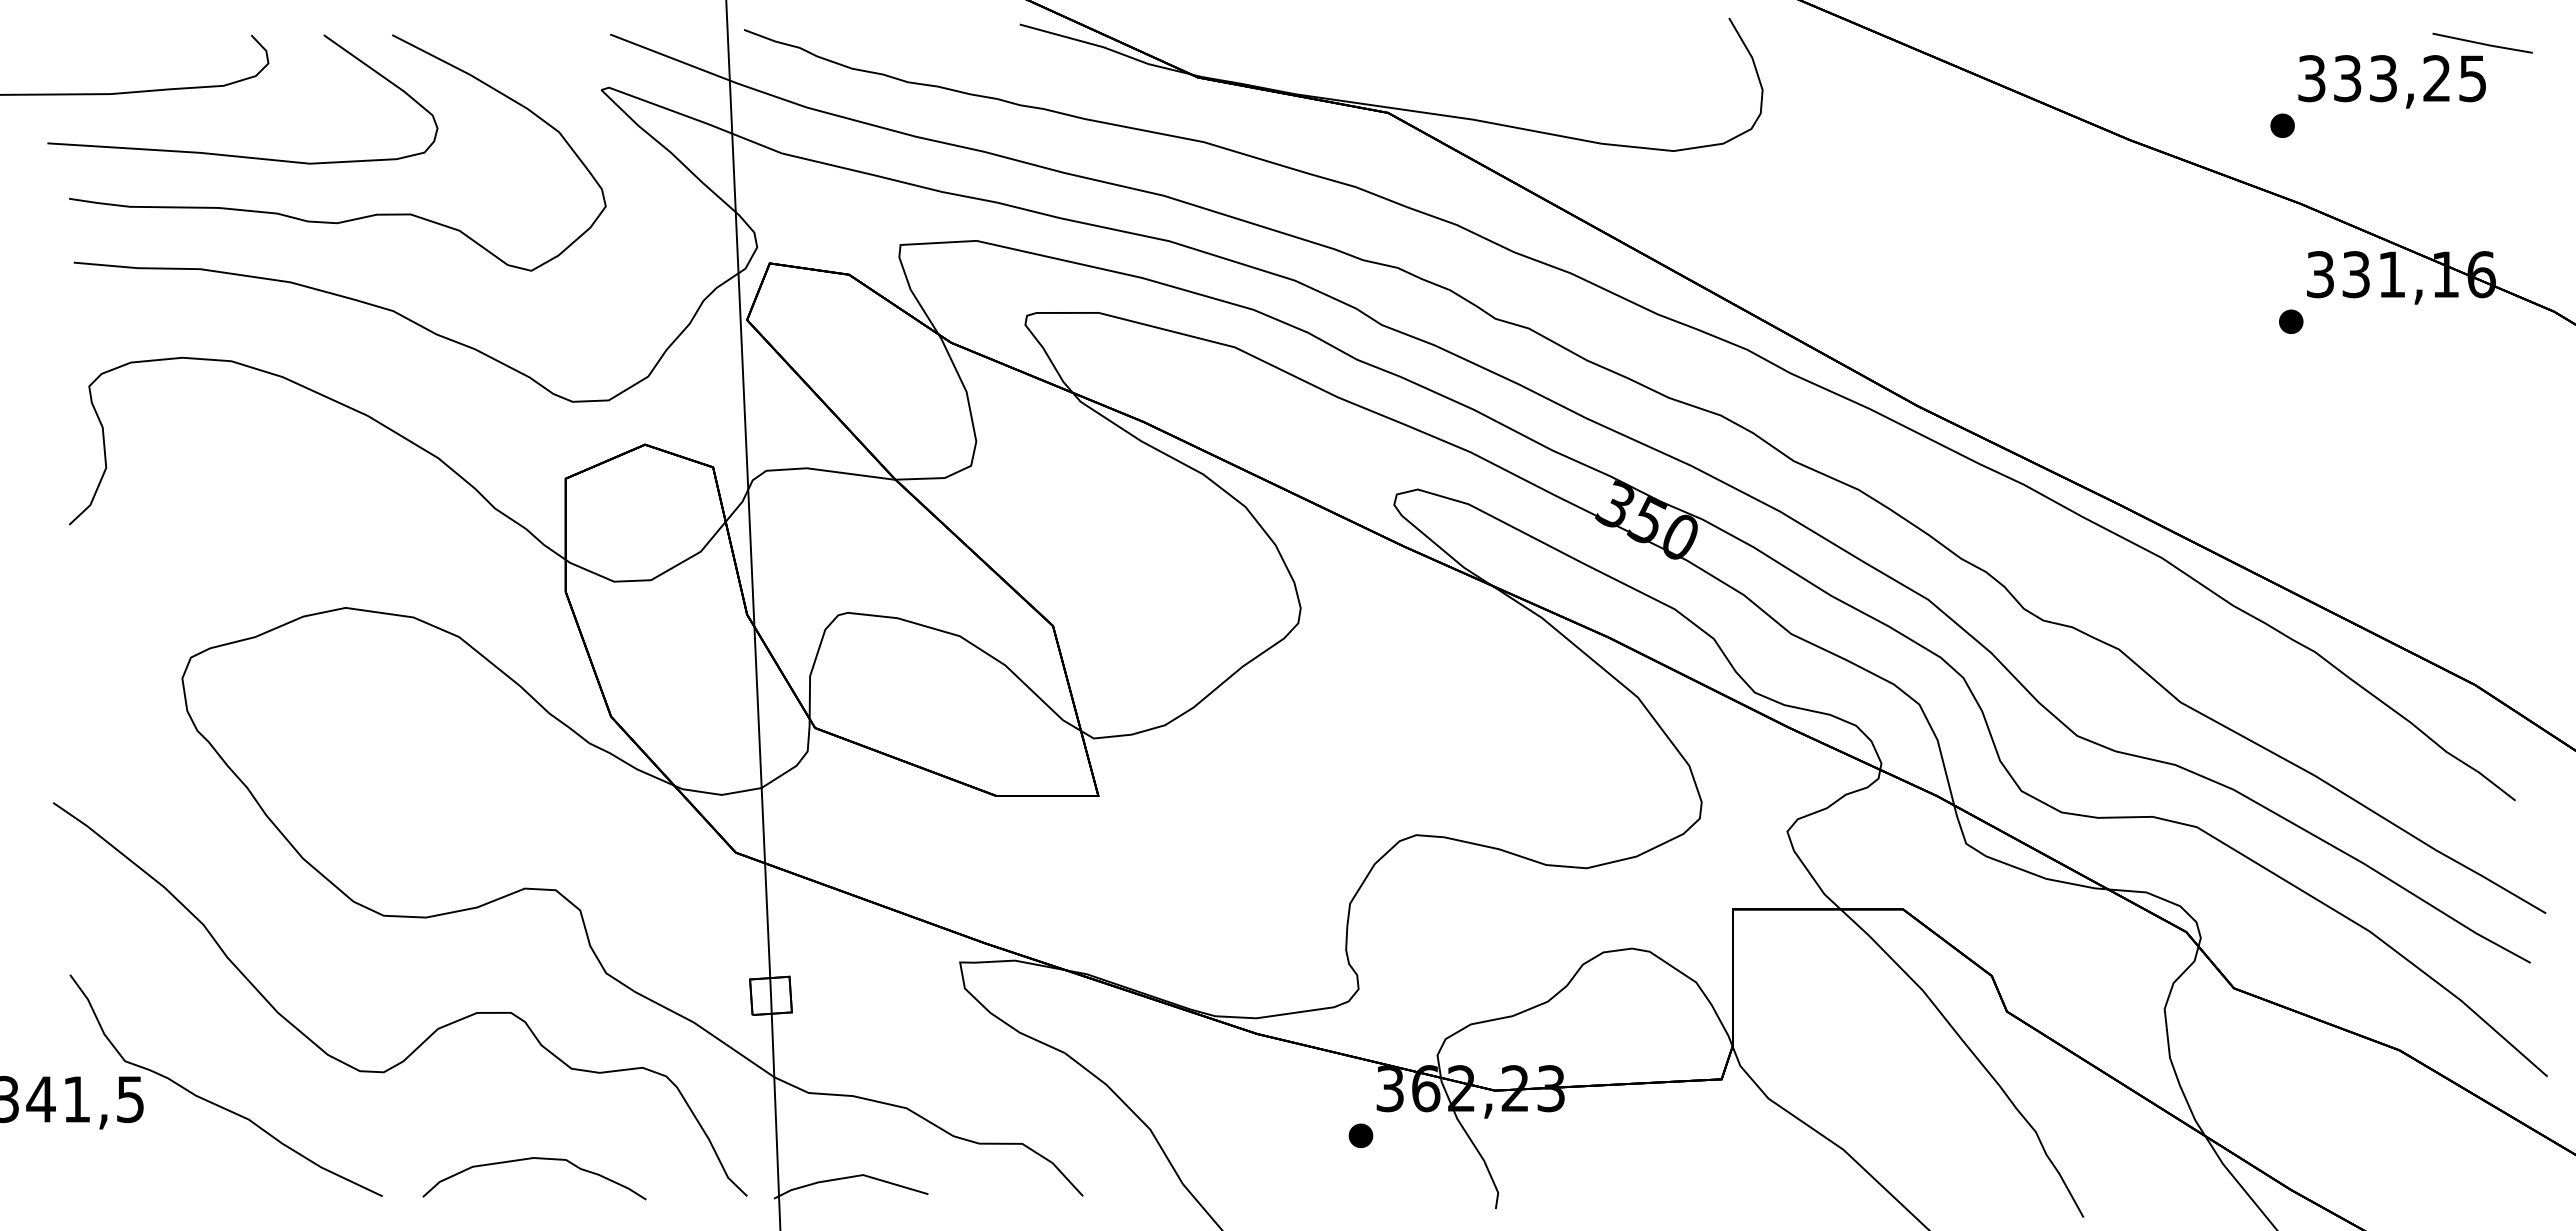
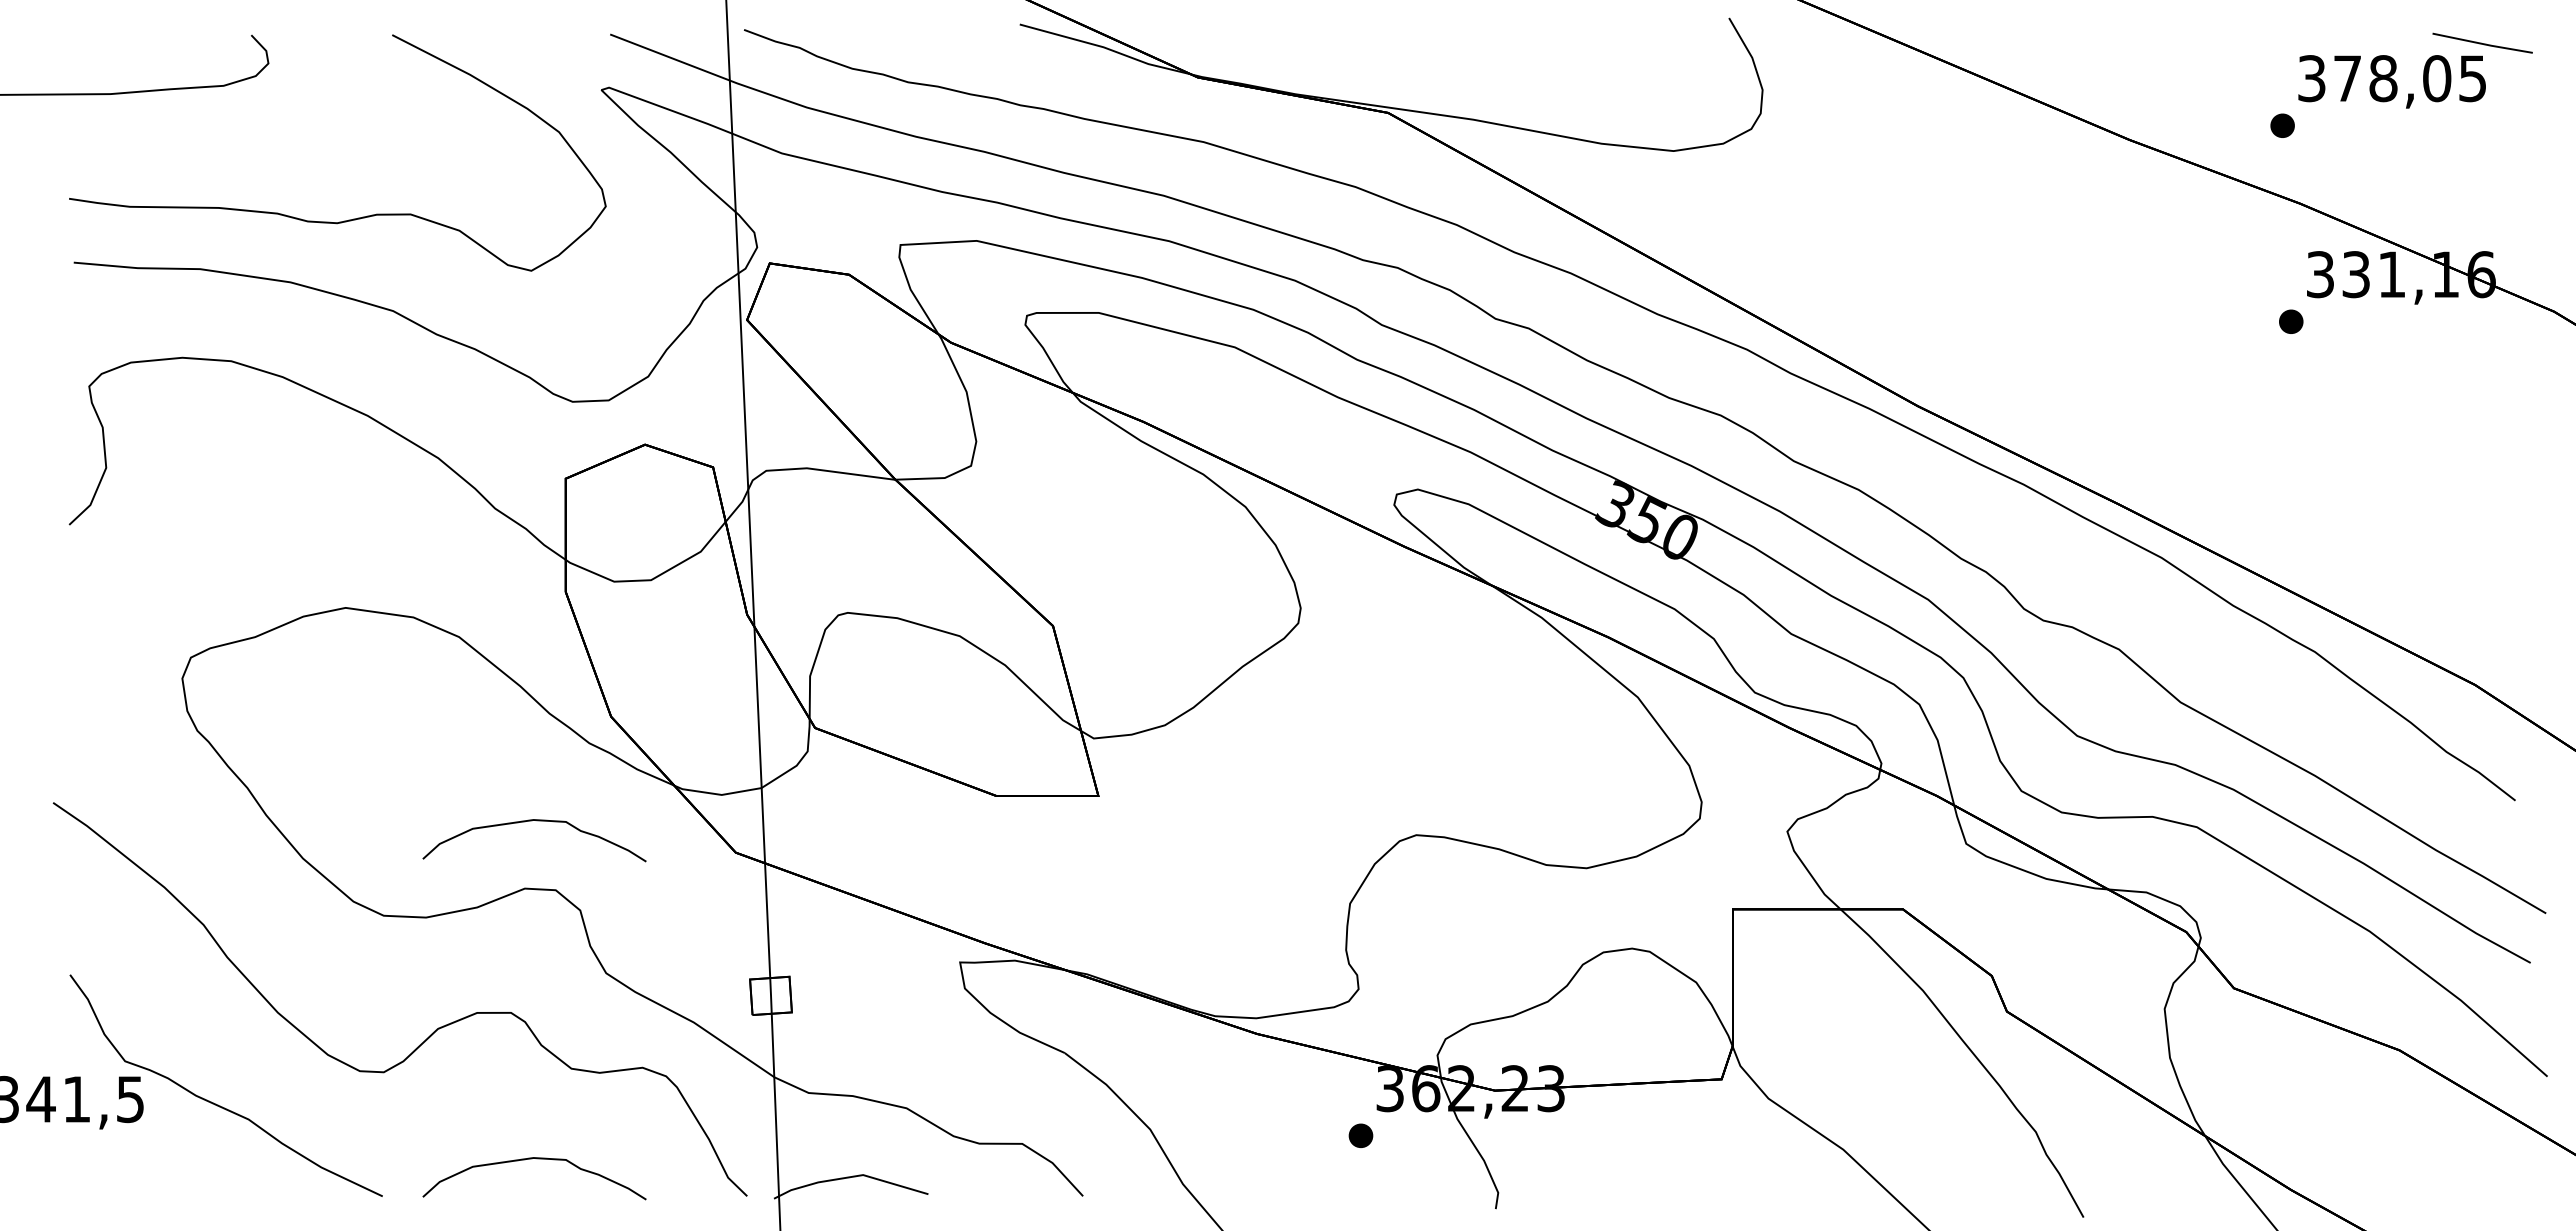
text: 333,25 -> 378,05 (2392, 78)
curve: present -> none (240, 155)
curve: none -> present (532, 821)
